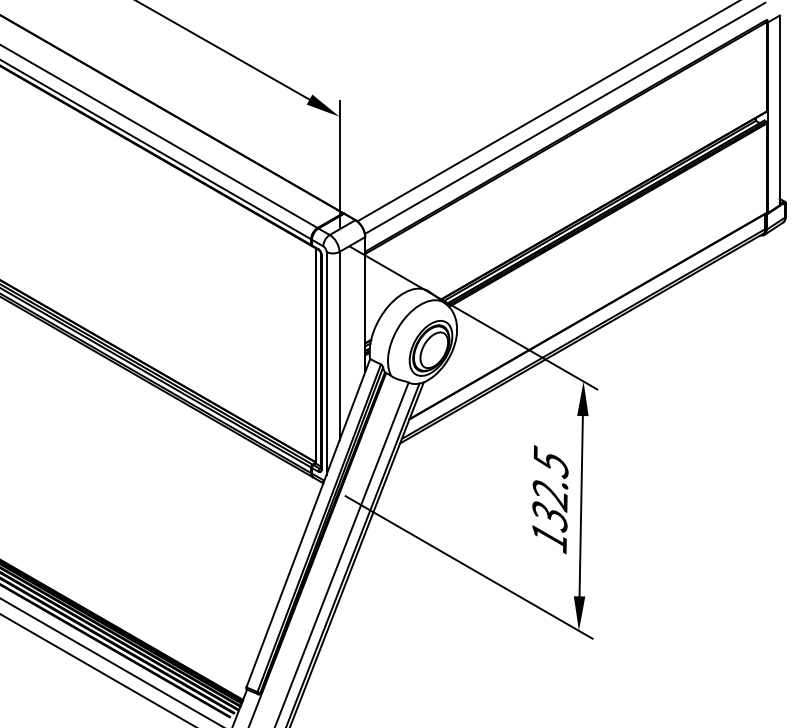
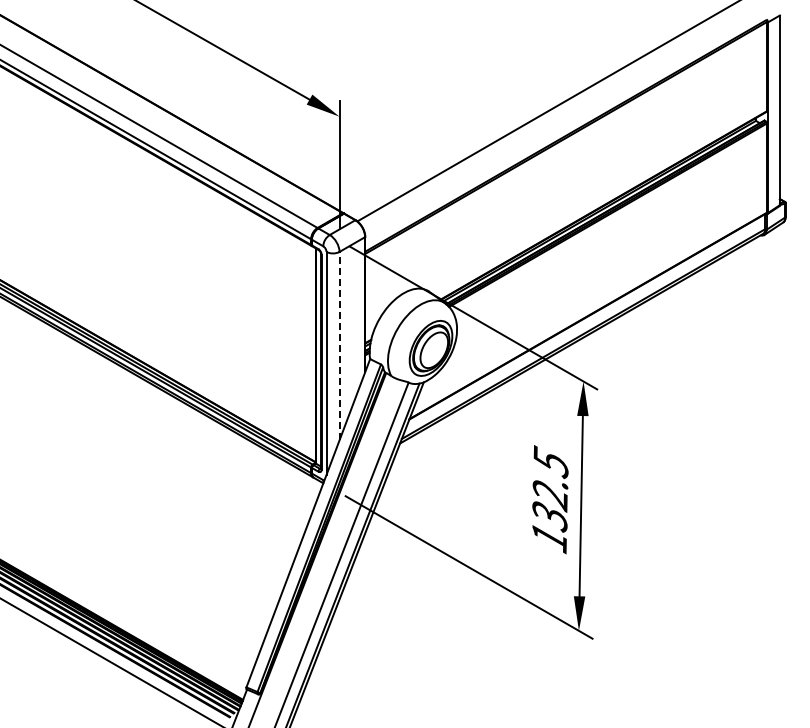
line: present -> none (565, 117)
line: solid -> dashed (339, 345)
line: present -> none (96, 669)
